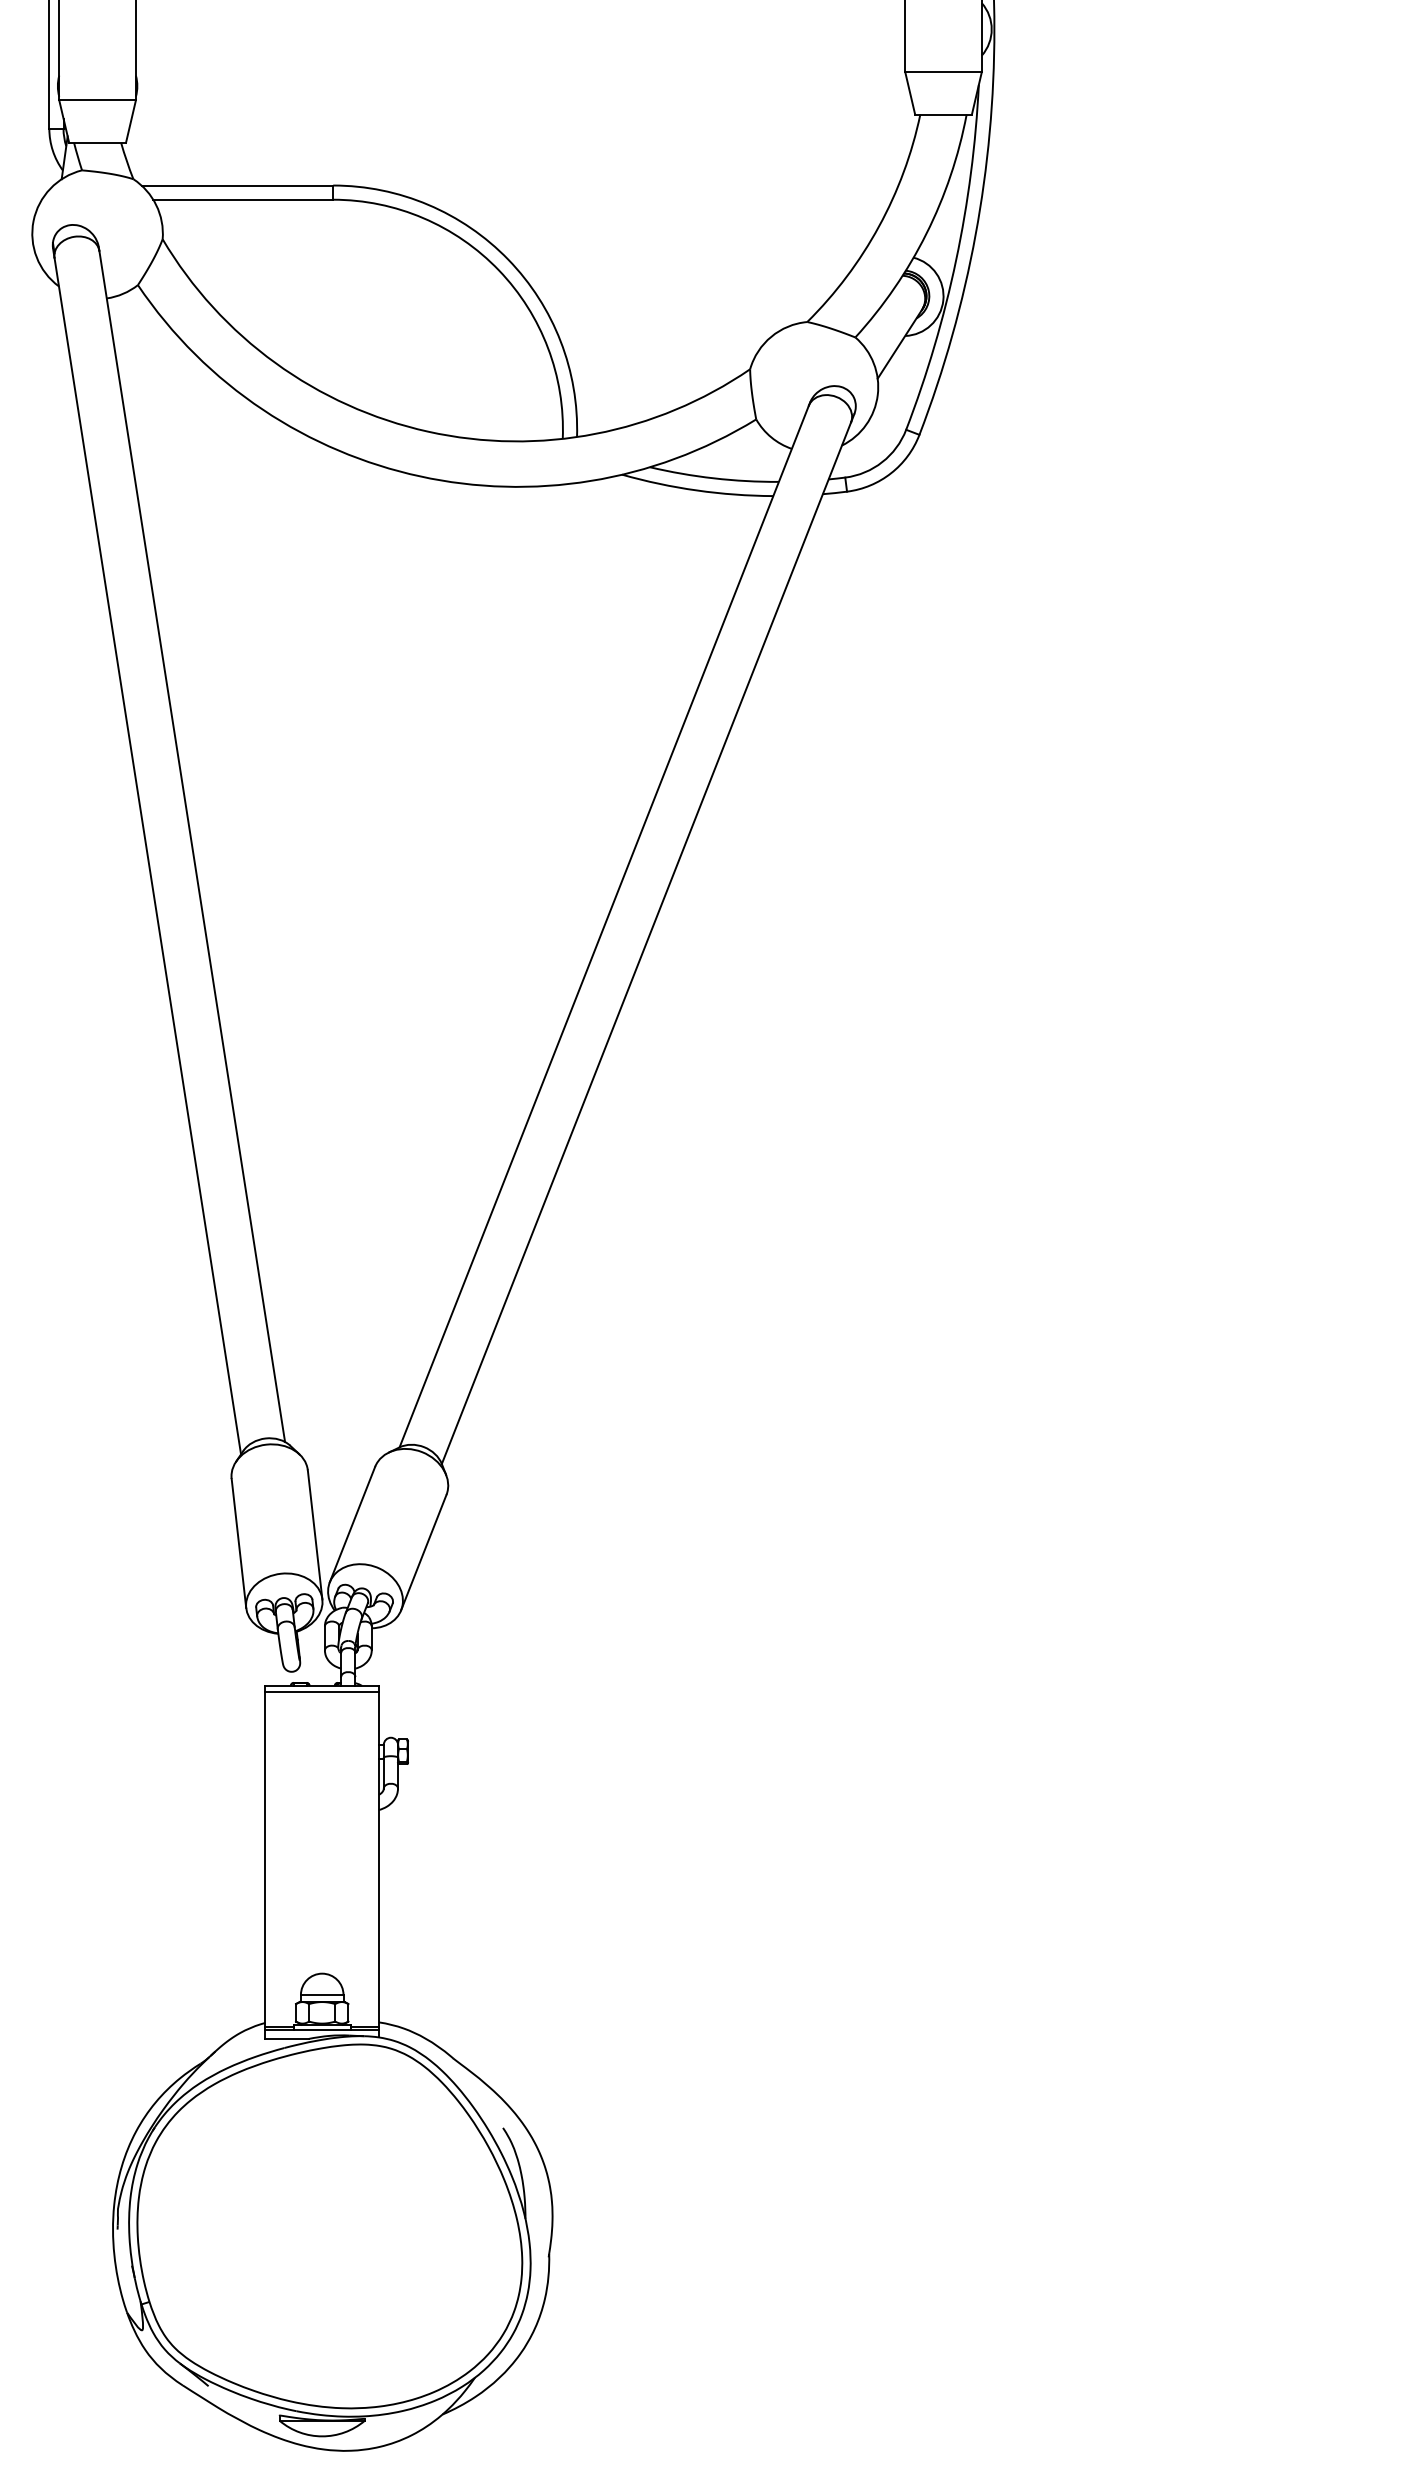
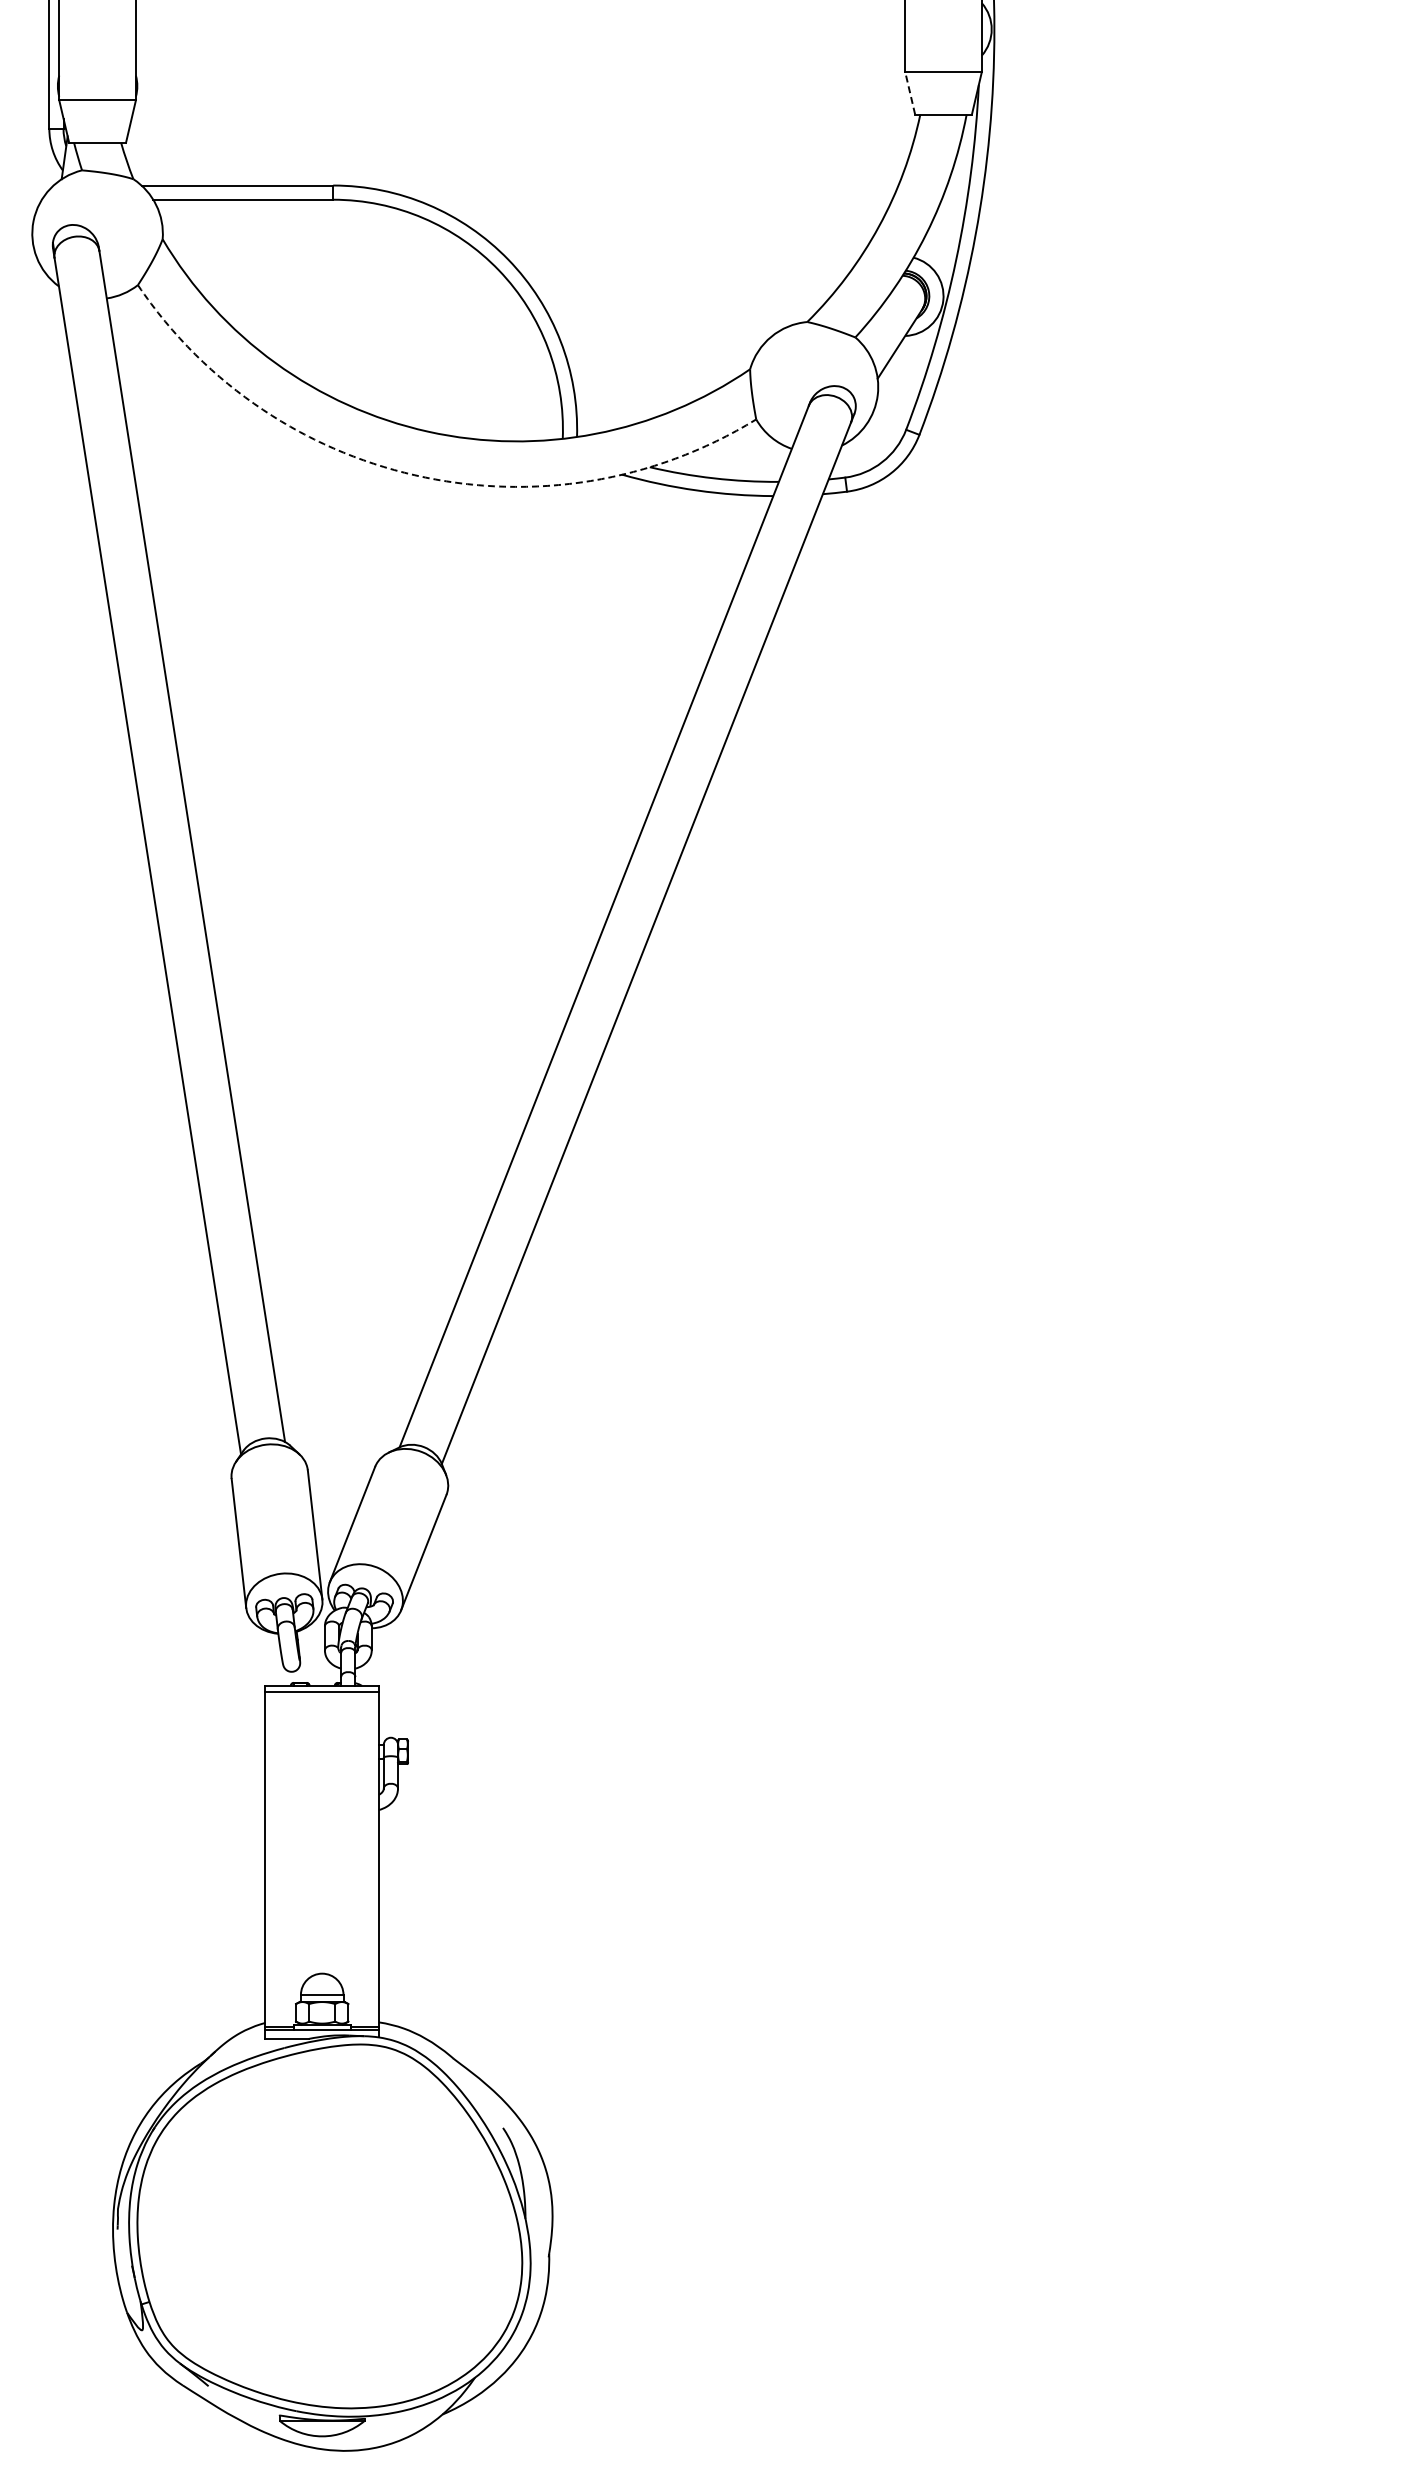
line: solid -> dashed (910, 93)
arc: solid -> dashed (420, 476)
